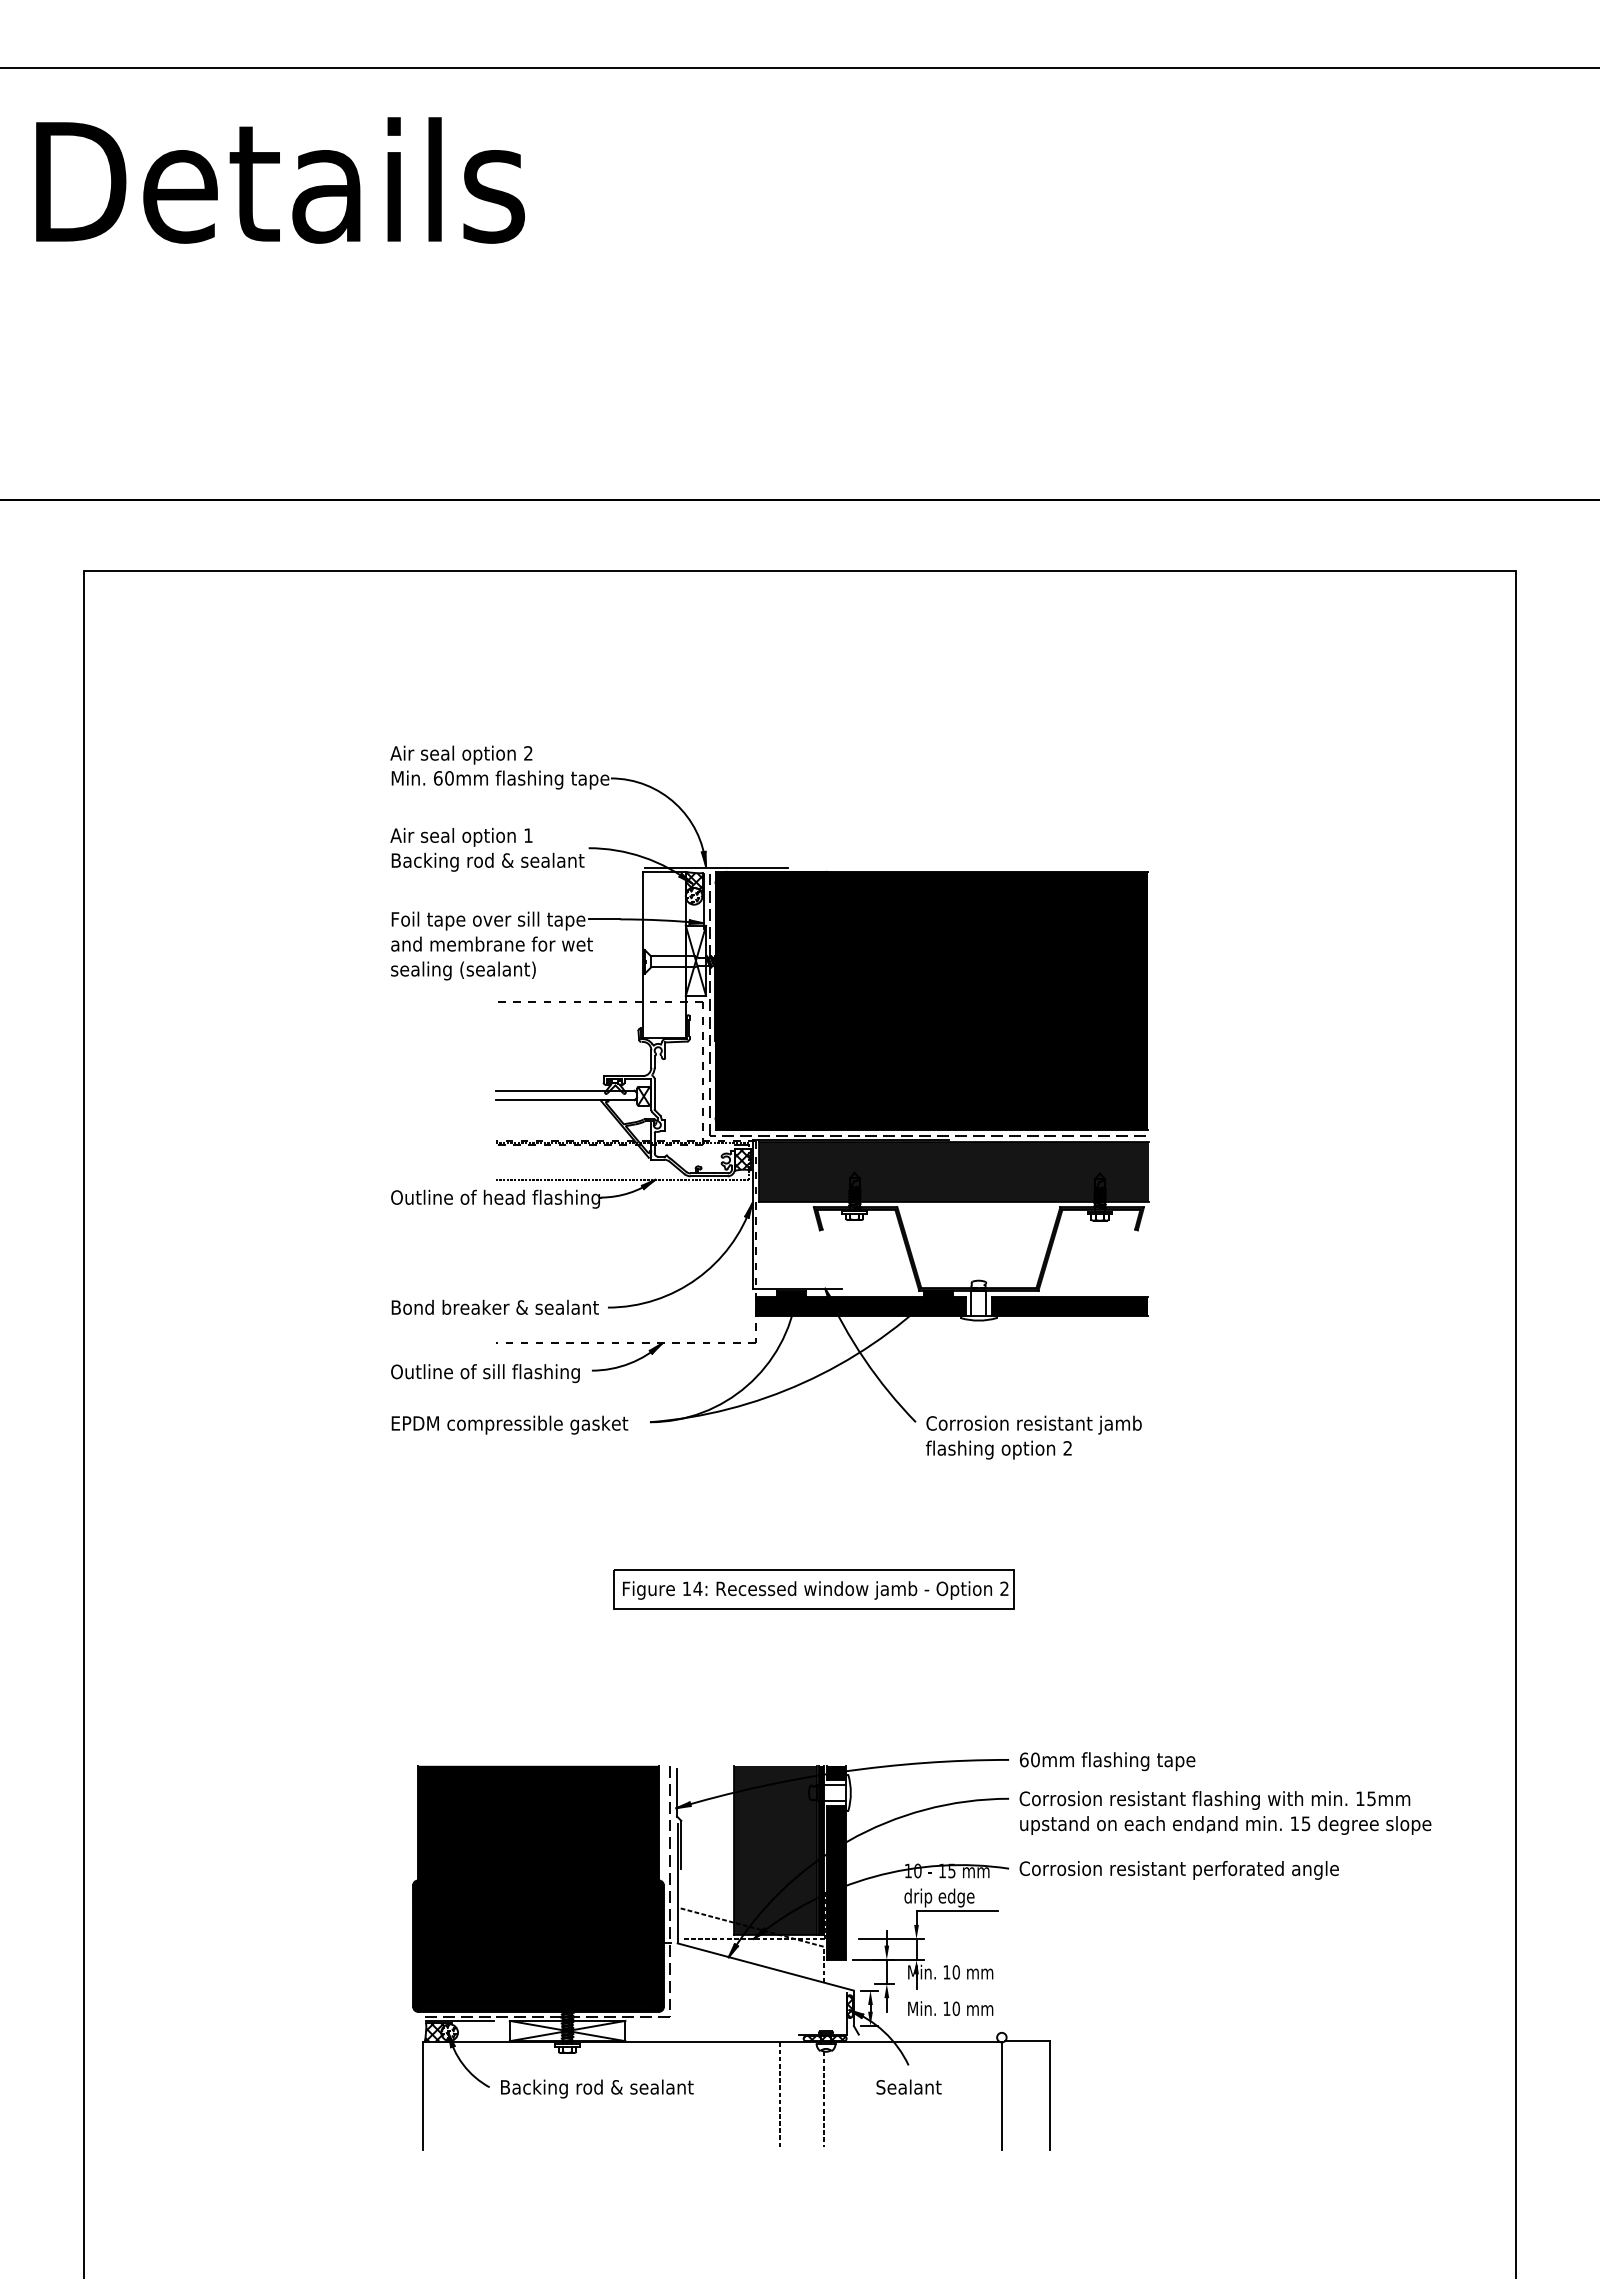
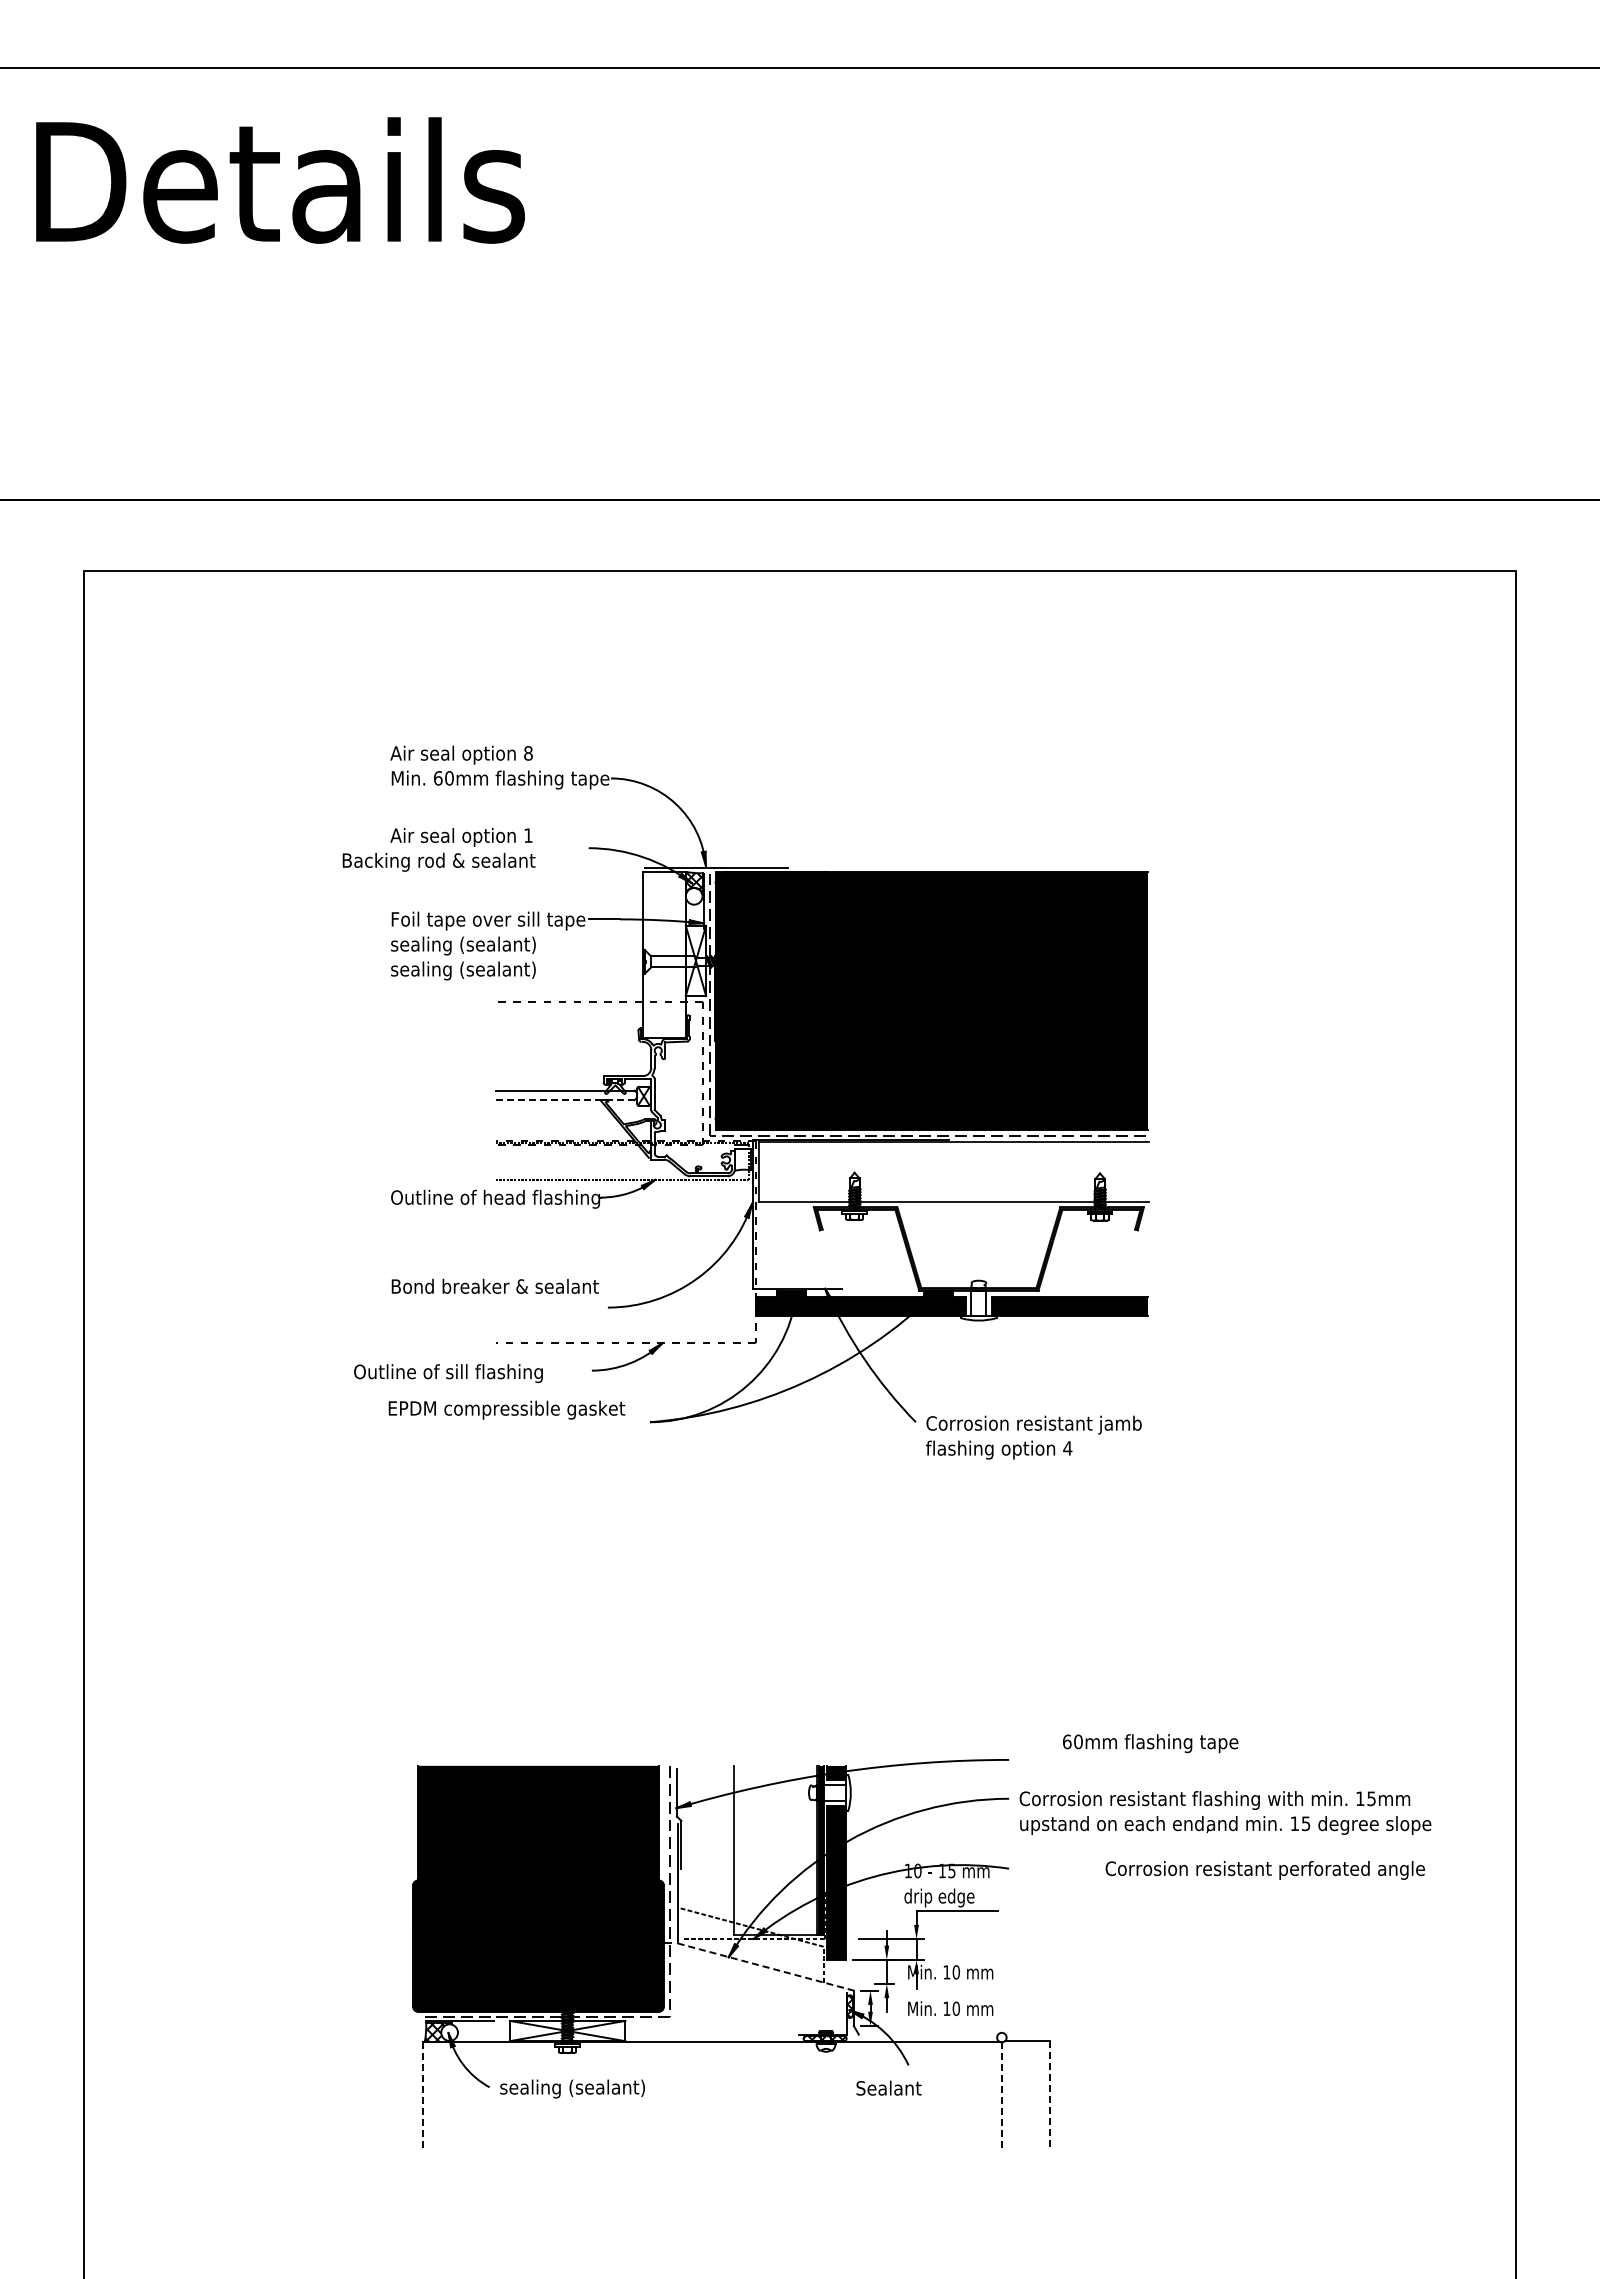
text: 2 -> 8 (528, 753)
text position: (487, 861) -> (438, 861) (438, 861)
hatch: present -> none (693, 896)
text: and membrane for wet -> sealing (sealant) (491, 945)
line: solid -> dashed (565, 1100)
hatch: present -> none (742, 1159)
fill: present -> none (953, 1171)
text position: (494, 1306) -> (494, 1285) (494, 1285)
text position: (485, 1373) -> (448, 1373) (448, 1373)
text position: (509, 1424) -> (506, 1409) (506, 1409)
text: 2 -> 4 (1067, 1448)
part: present -> none (813, 1589)
text position: (1107, 1761) -> (1150, 1743) (1150, 1743)
fill: present -> none (775, 1849)
text position: (1178, 1870) -> (1264, 1870) (1264, 1870)
line: solid -> dashed (766, 1967)
hatch: present -> none (449, 2032)
text position: (908, 2086) -> (888, 2087) (888, 2087)
text: Backing rod & sealant -> sealing (sealant) (596, 2088)
line: present -> none (780, 2094)
line: solid -> dashed (1049, 2095)
line: solid -> dashed (423, 2096)
line: solid -> dashed (1001, 2096)
line: present -> none (823, 2098)
